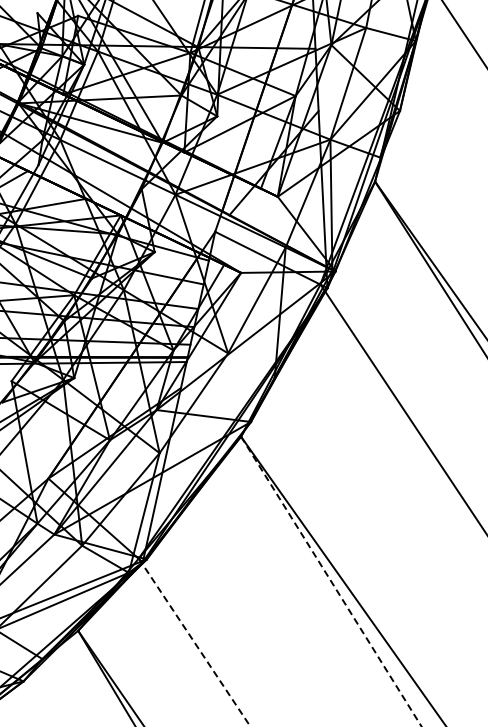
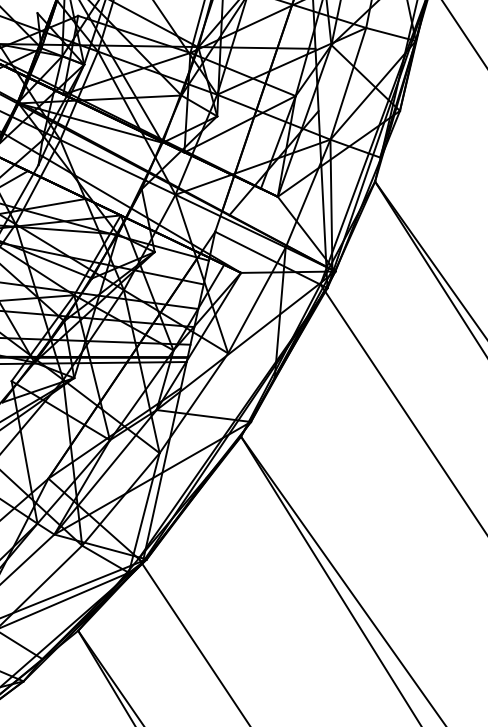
line: dashed -> solid (331, 581)
line: dashed -> solid (194, 642)
